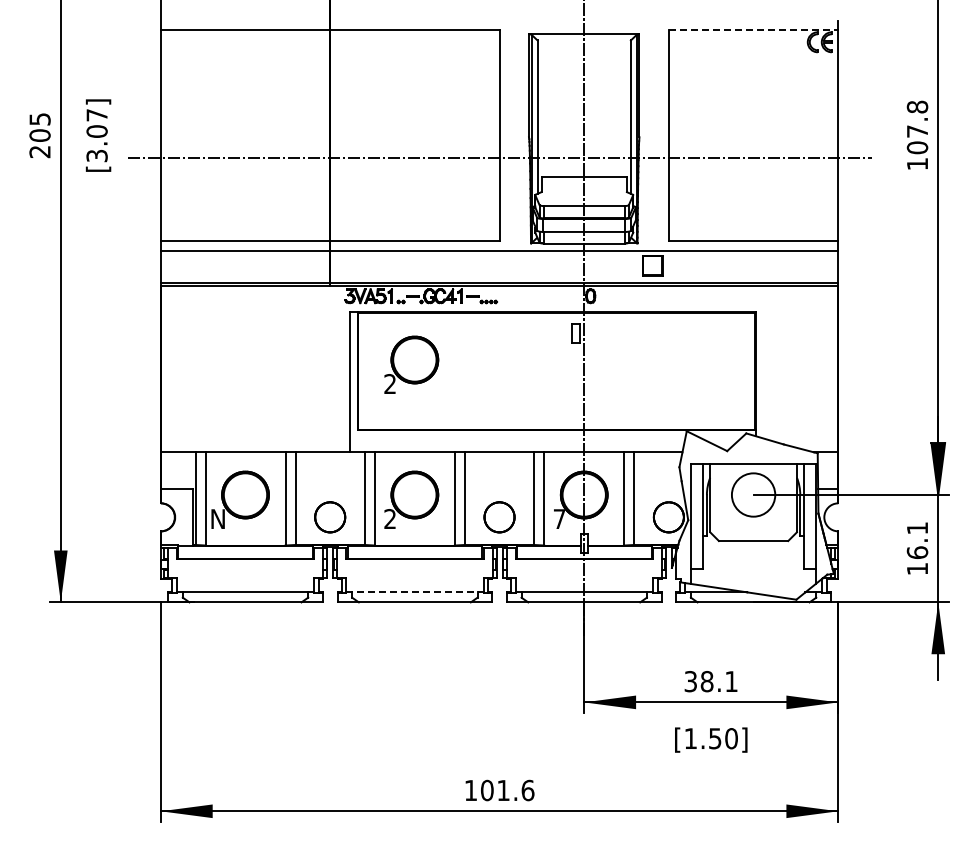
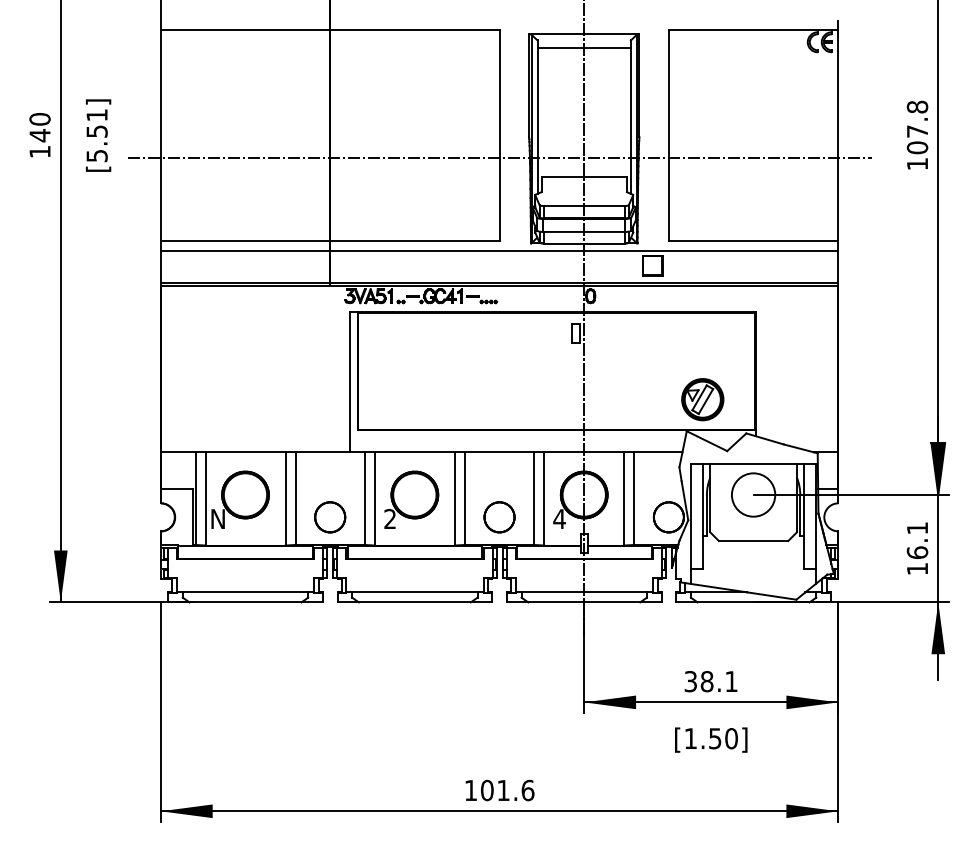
line: dashed -> solid (753, 29)
line: none -> present (583, 48)
text: 205 -> 140 (39, 135)
text: [3.07] -> [5.51] (96, 135)
part: present -> none (411, 364)
part: none -> present (702, 399)
text: 7 -> 4 (559, 518)
line: dashed -> solid (414, 592)
